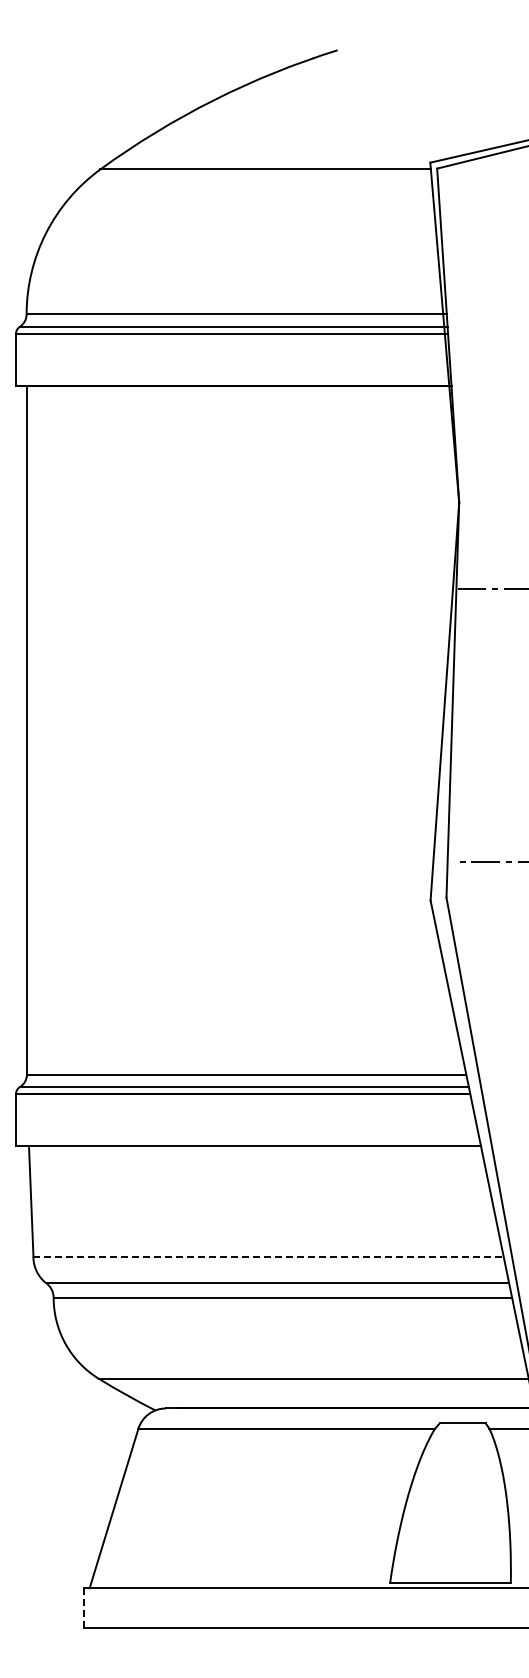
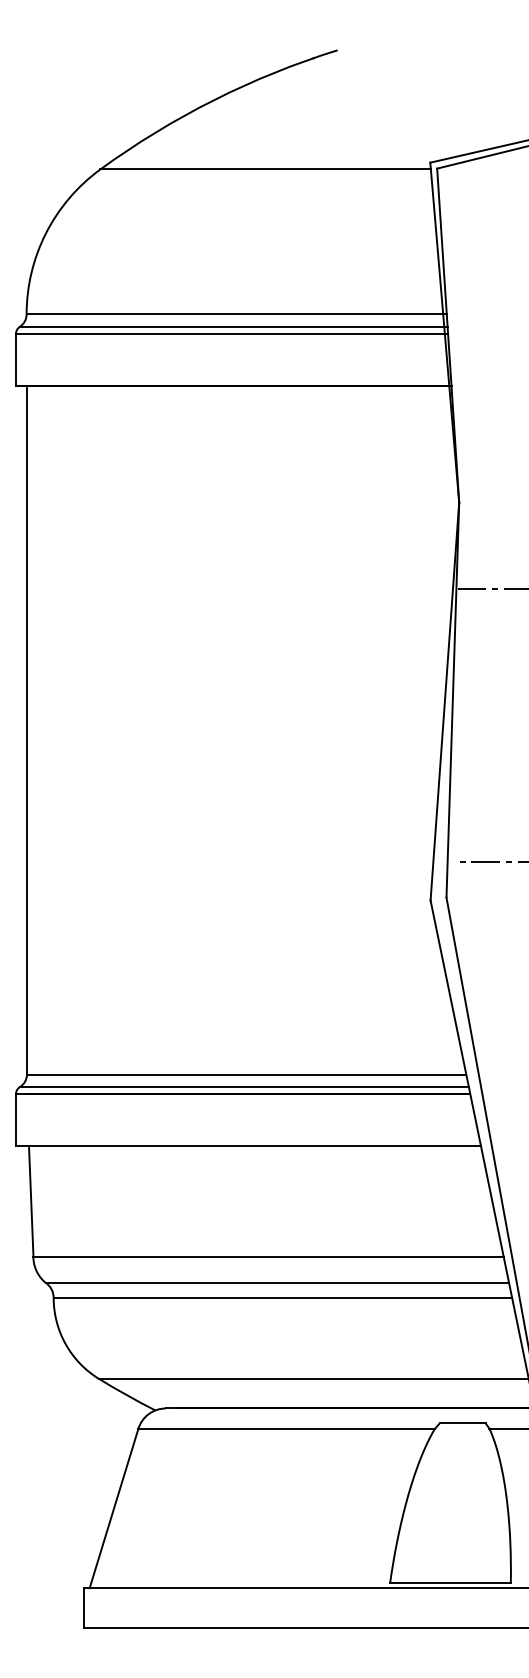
line: dashed -> solid (269, 1256)
line: dashed -> solid (84, 1607)
